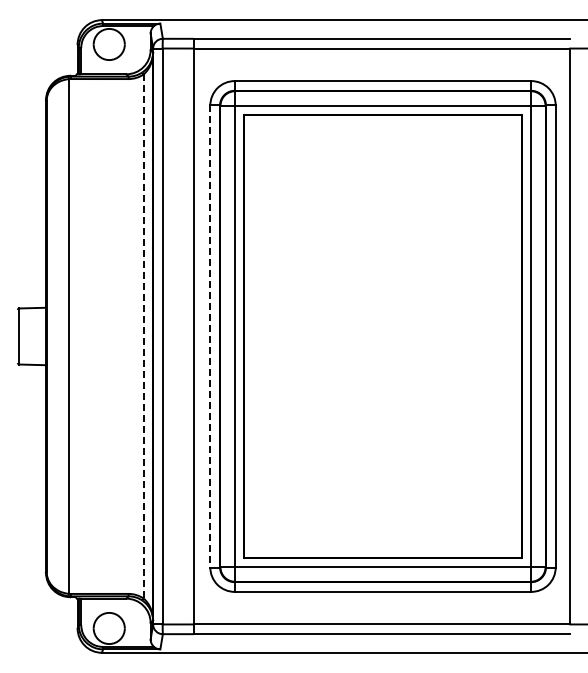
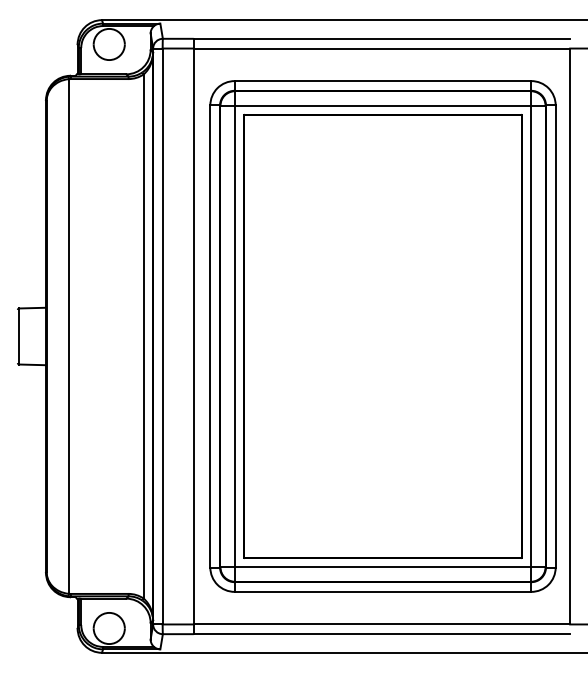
line: dashed -> solid (210, 336)
line: dashed -> solid (143, 337)
